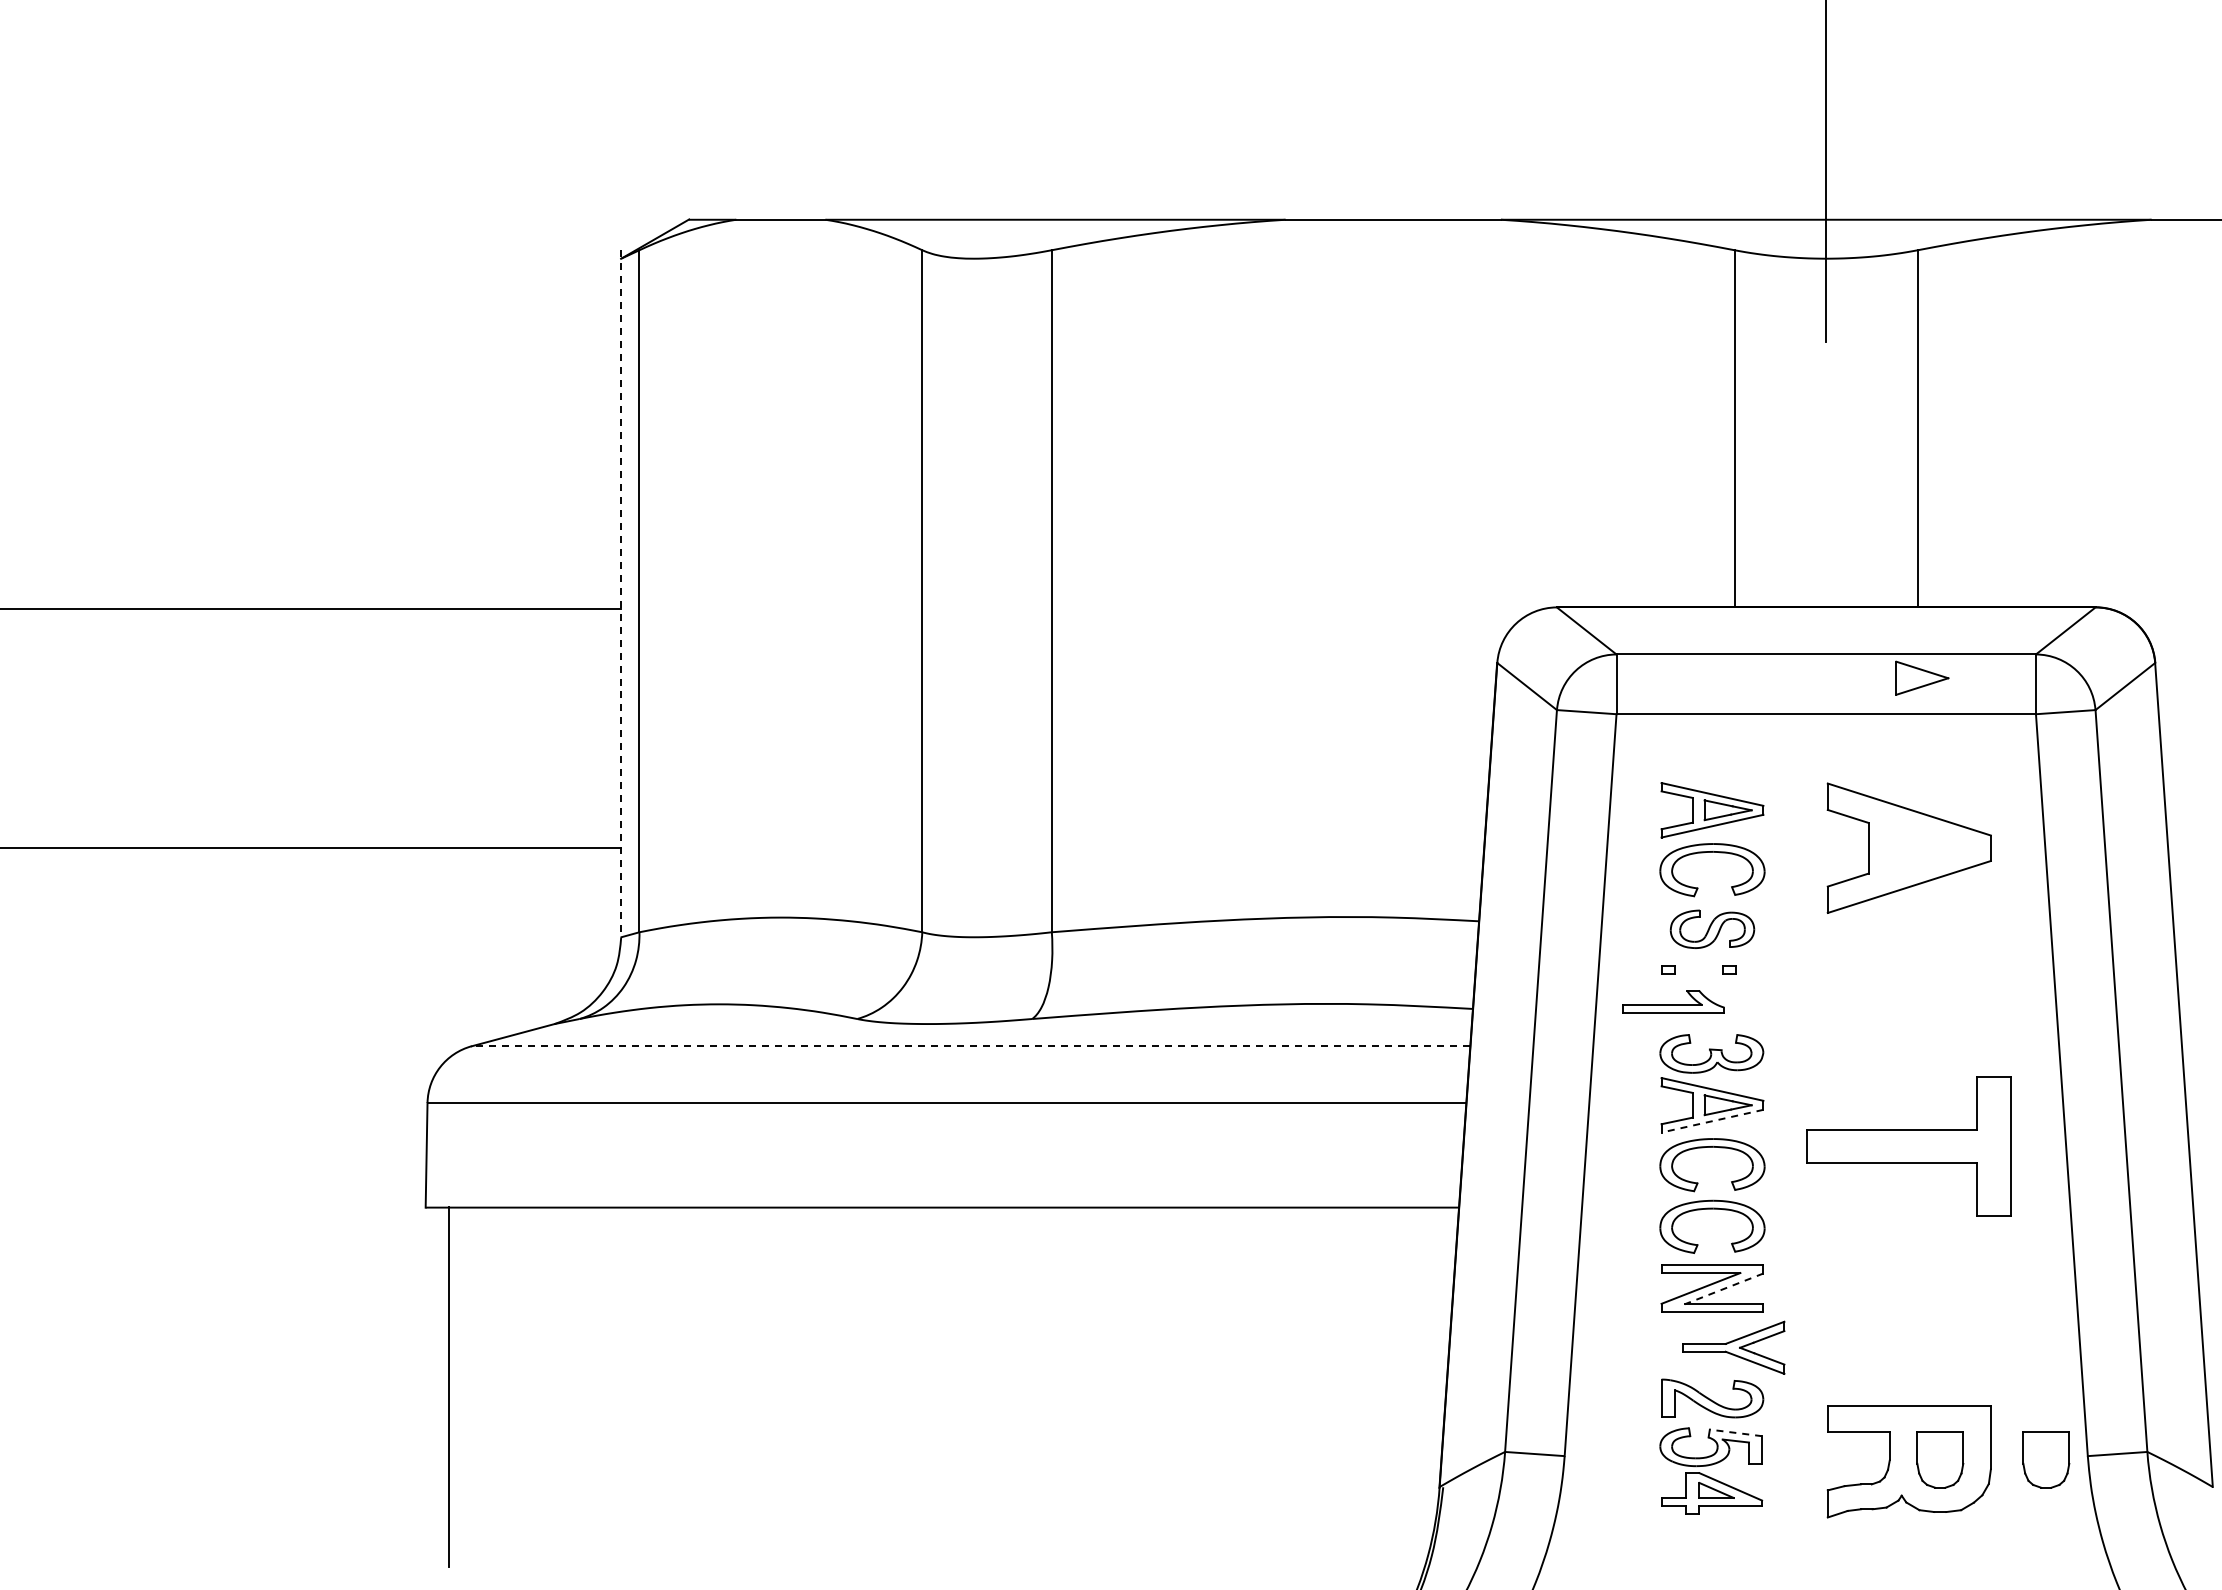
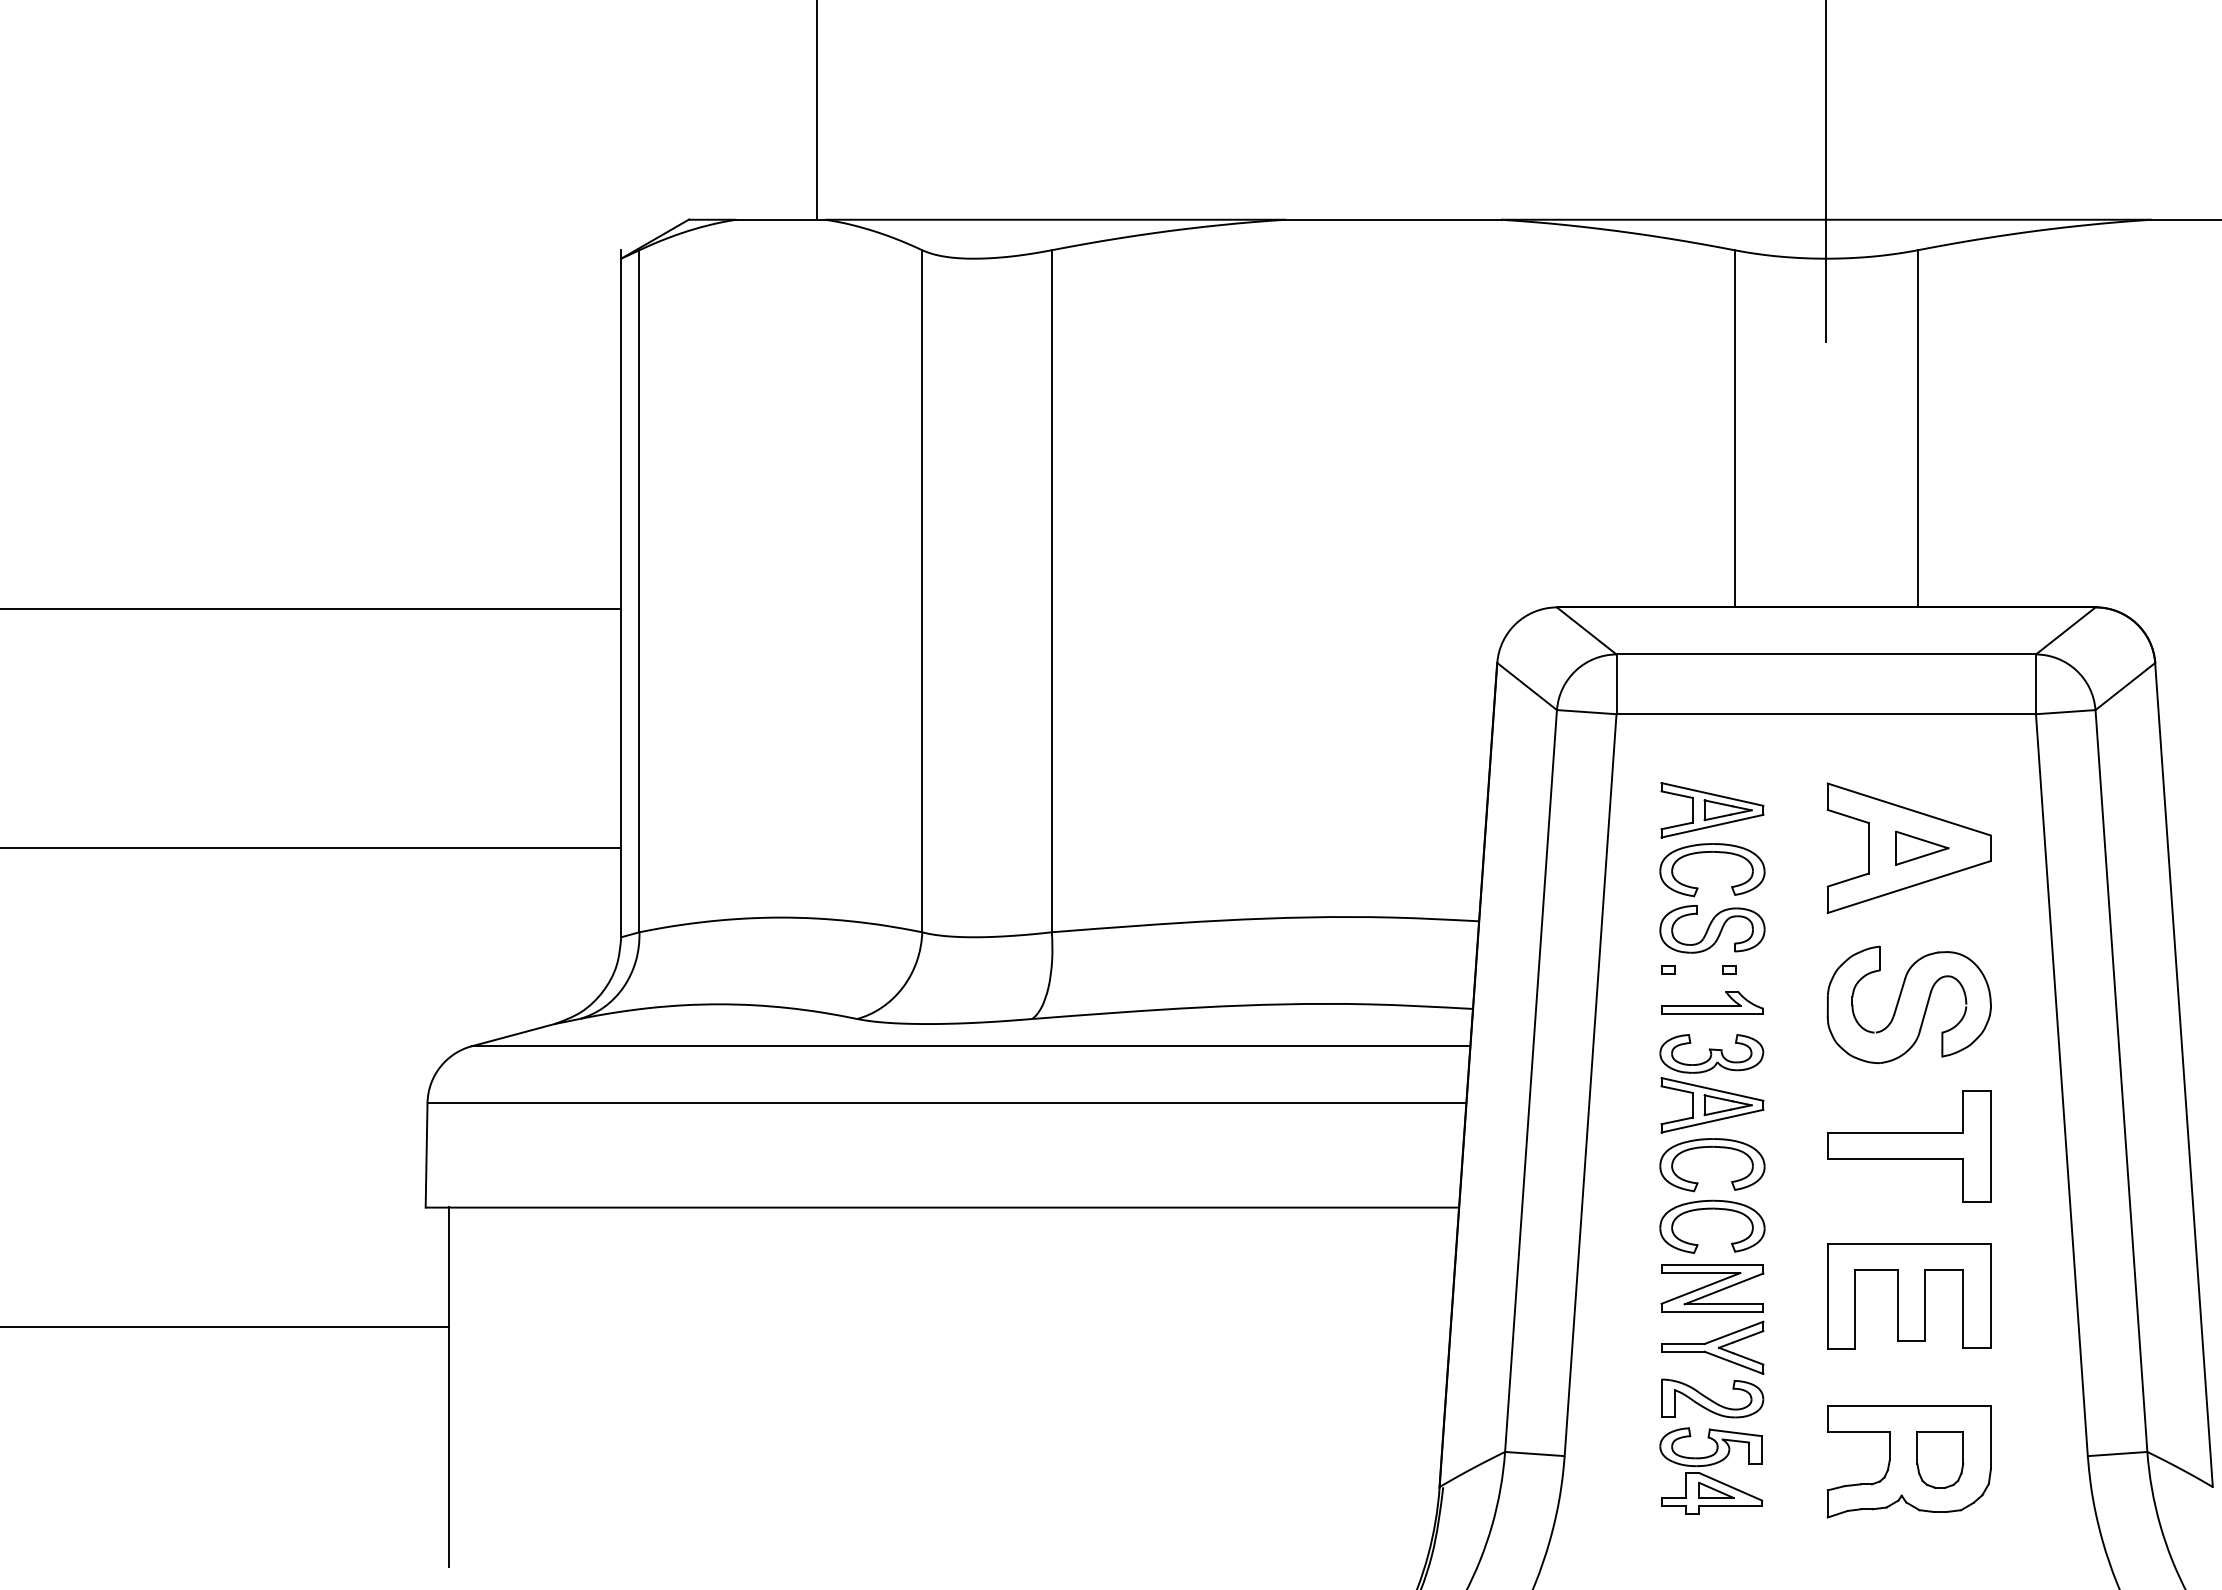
line: none -> present (817, 110)
line: dashed -> solid (621, 593)
part position: (1922, 677) -> (1922, 847) (1922, 847)
part size: 87x40 px -> 107x49 px (1712, 929)
part position: (1673, 1001) -> (1712, 1002) (1712, 1002)
part: none -> present (1899, 1001)
line: dashed -> solid (970, 1046)
line: dashed -> solid (1712, 1121)
part size: 206x141 px -> 165x113 px (1909, 1146)
line: dashed -> solid (1723, 1289)
part: none -> present (1909, 1296)
line: none -> present (225, 1327)
part position: (1733, 1347) -> (1712, 1347) (1712, 1347)
line: dashed -> solid (1735, 1432)
part: present -> none (2046, 1459)
